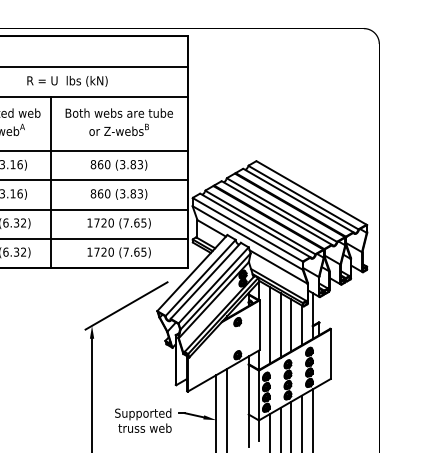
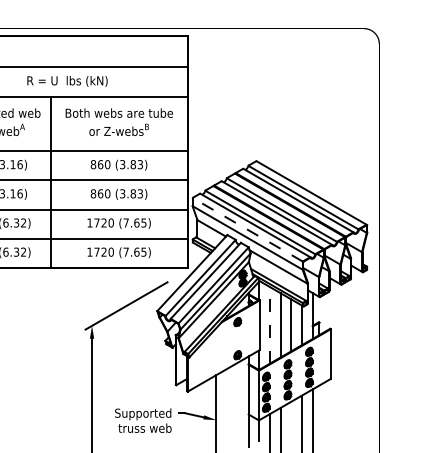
line: solid -> dashed (247, 229)
line: solid -> dashed (269, 324)
line: present -> none (227, 408)
line: present -> none (291, 425)
